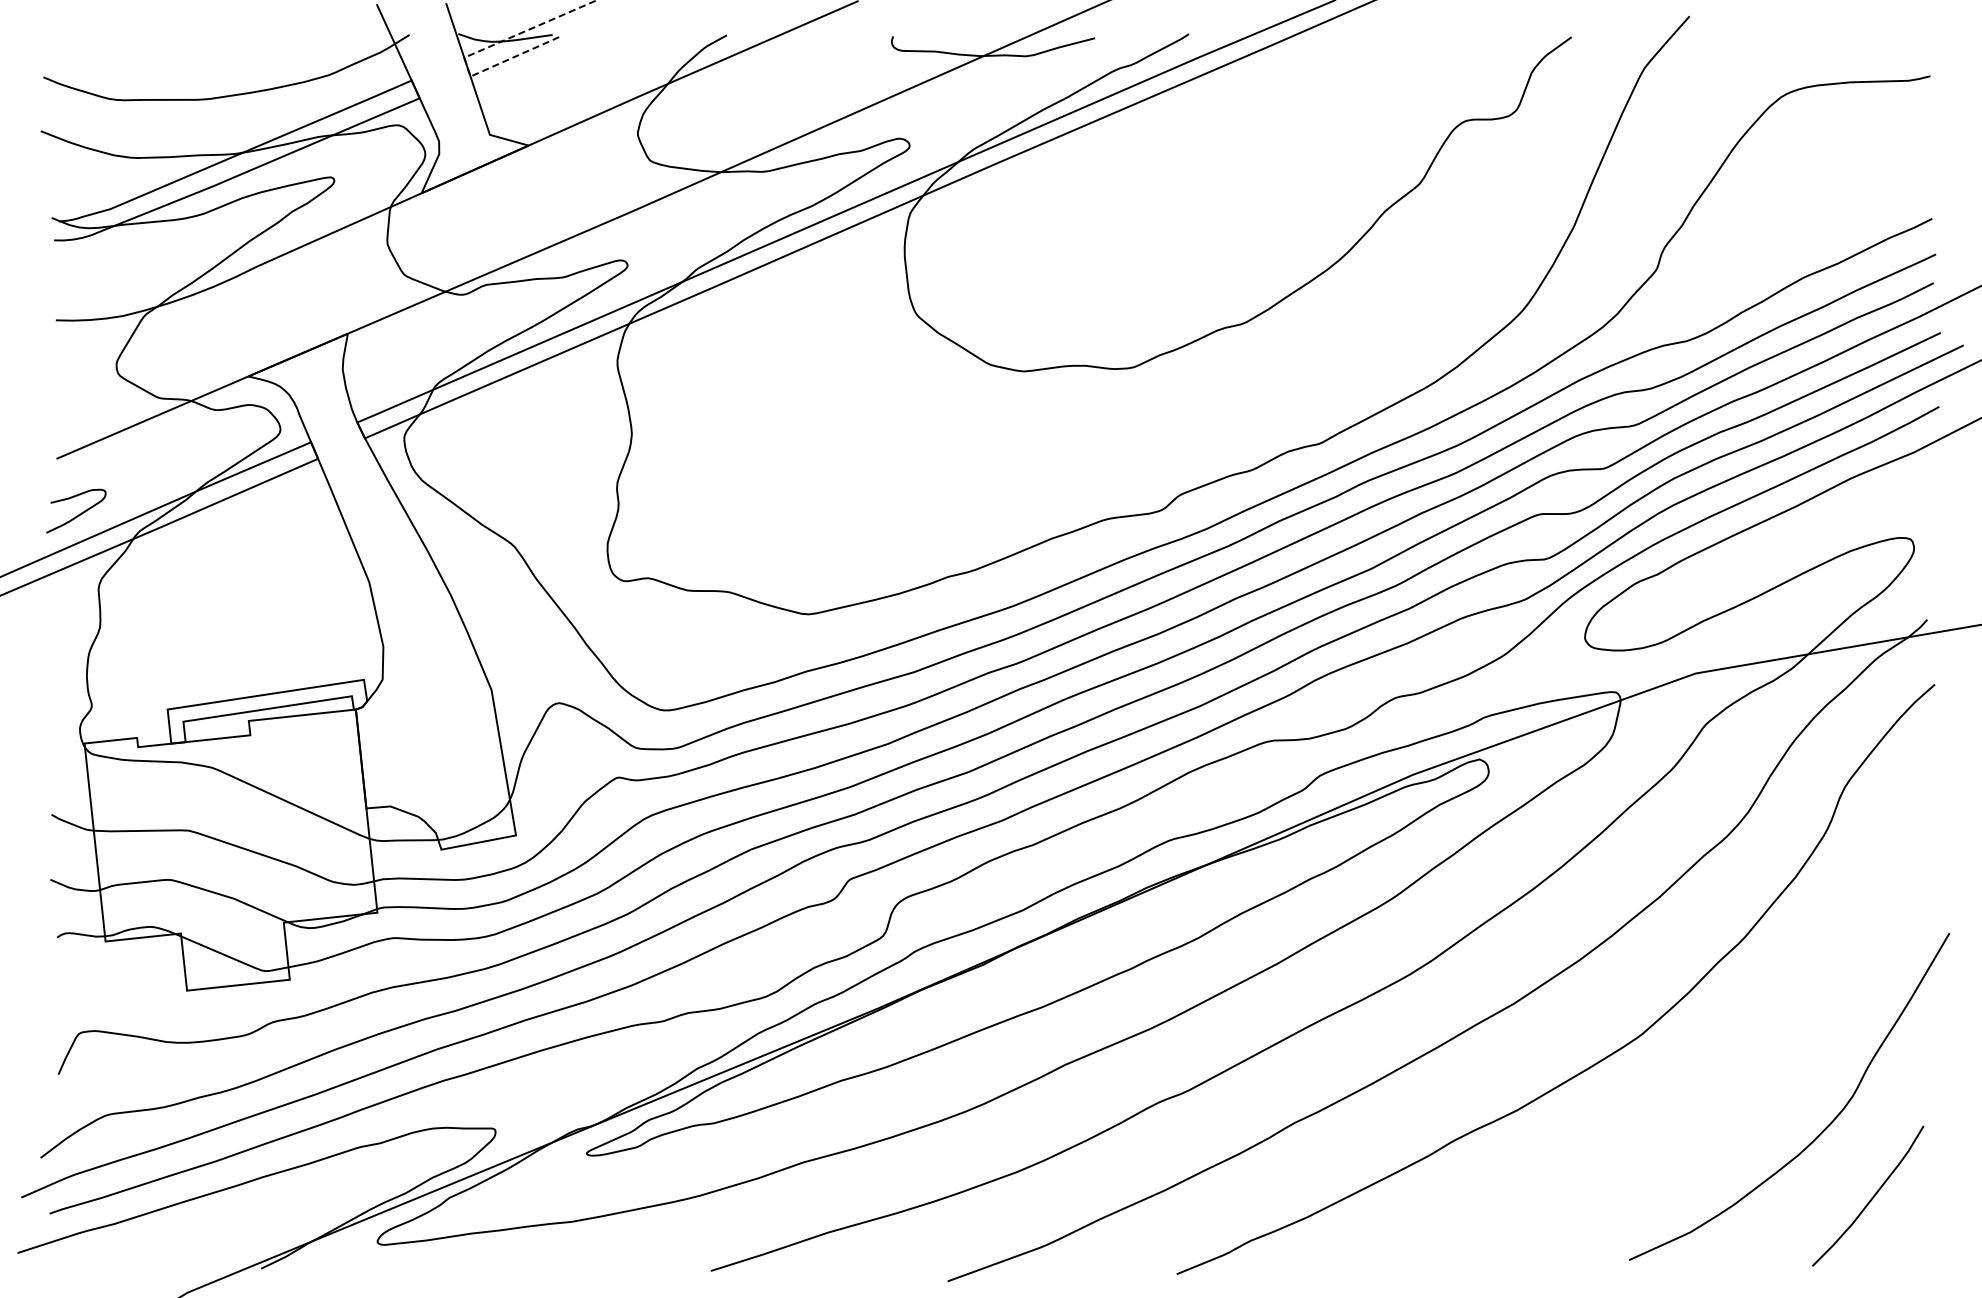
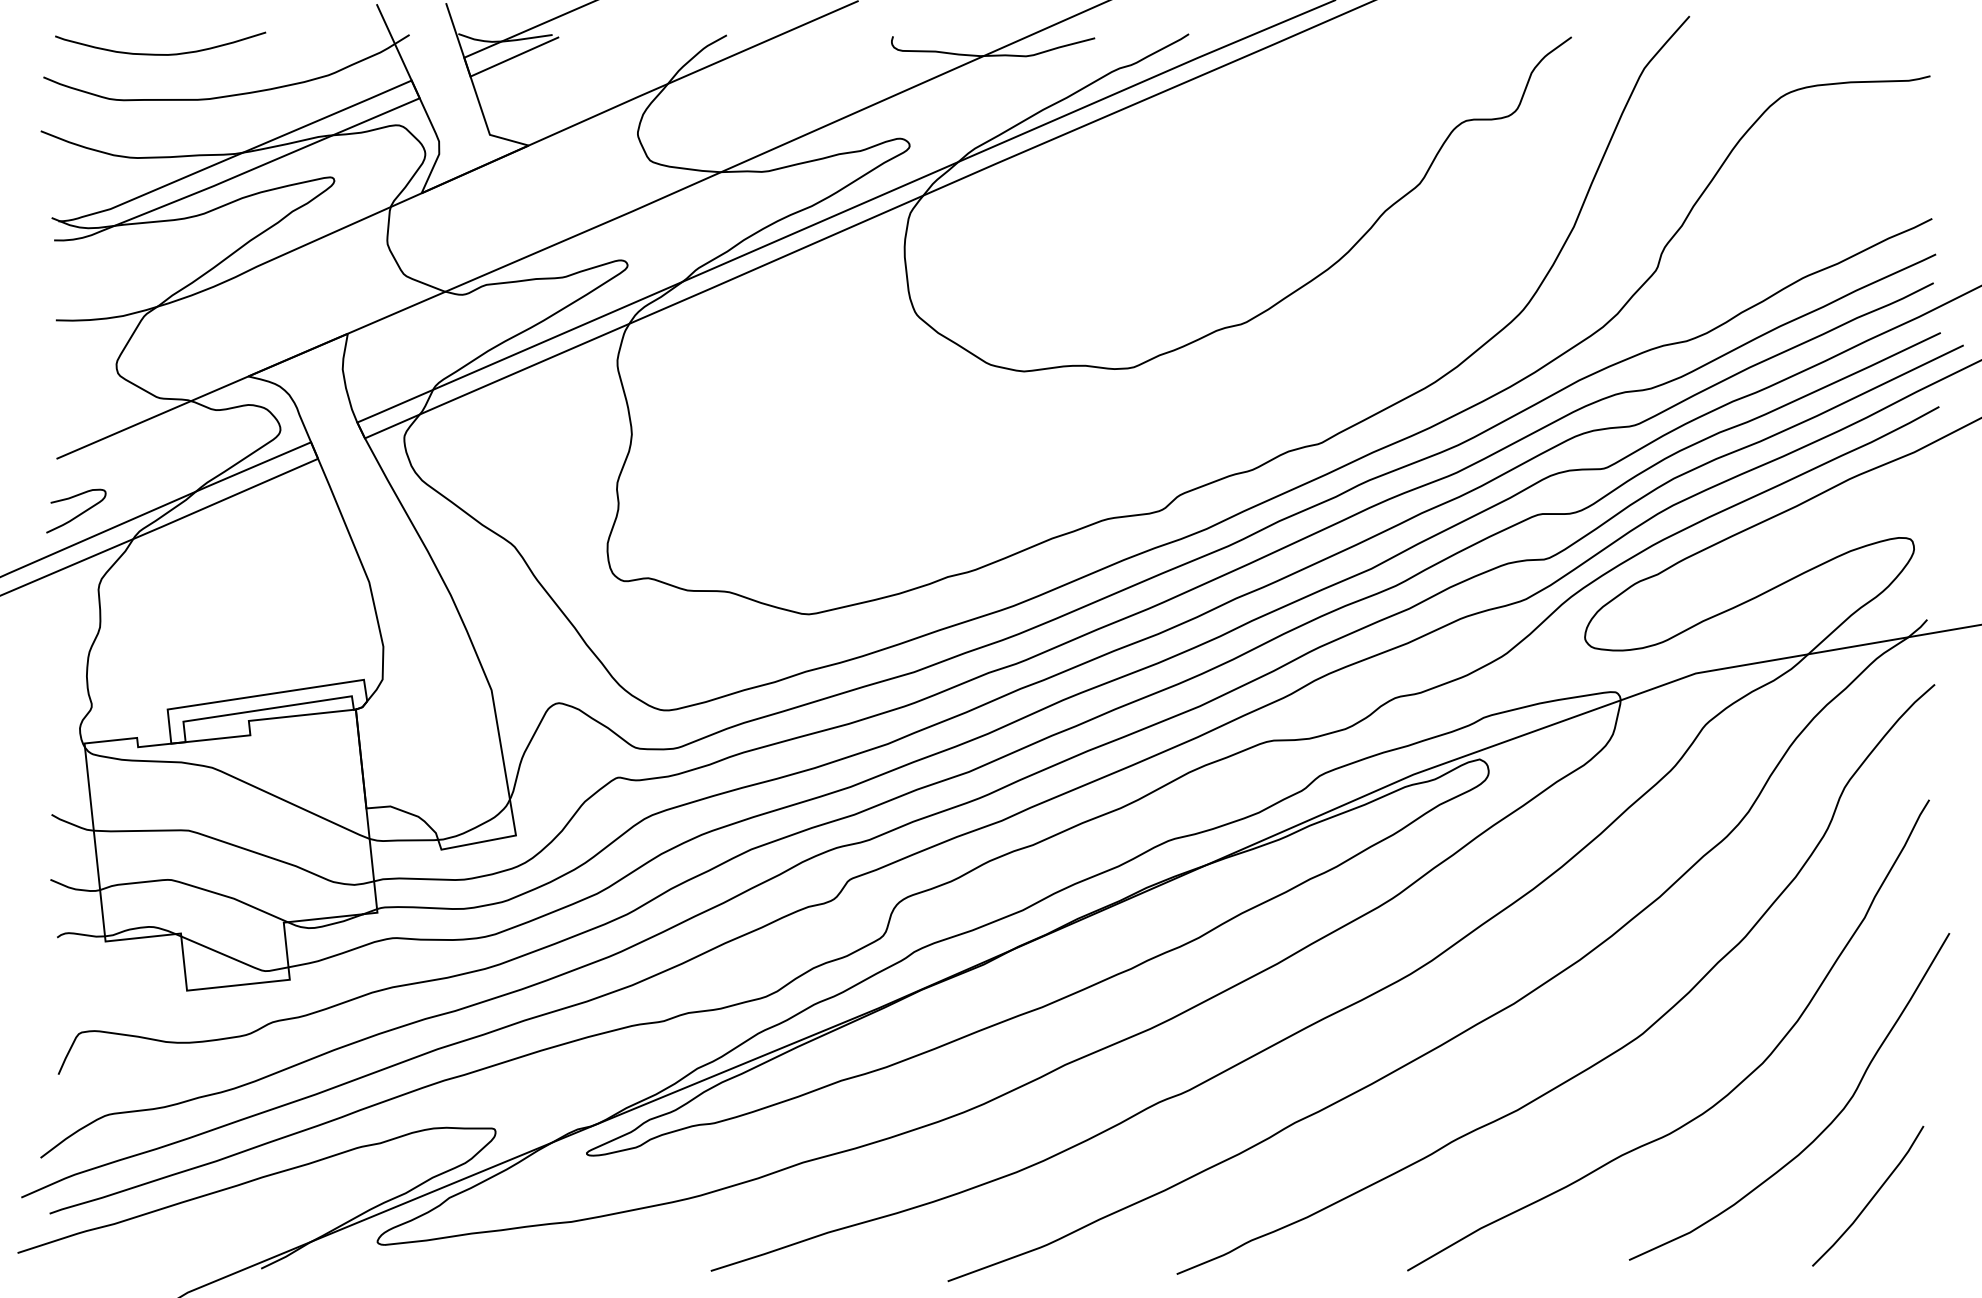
line: dashed -> solid (476, 52)
curve: none -> present (158, 53)
curve: none -> present (1717, 1101)
